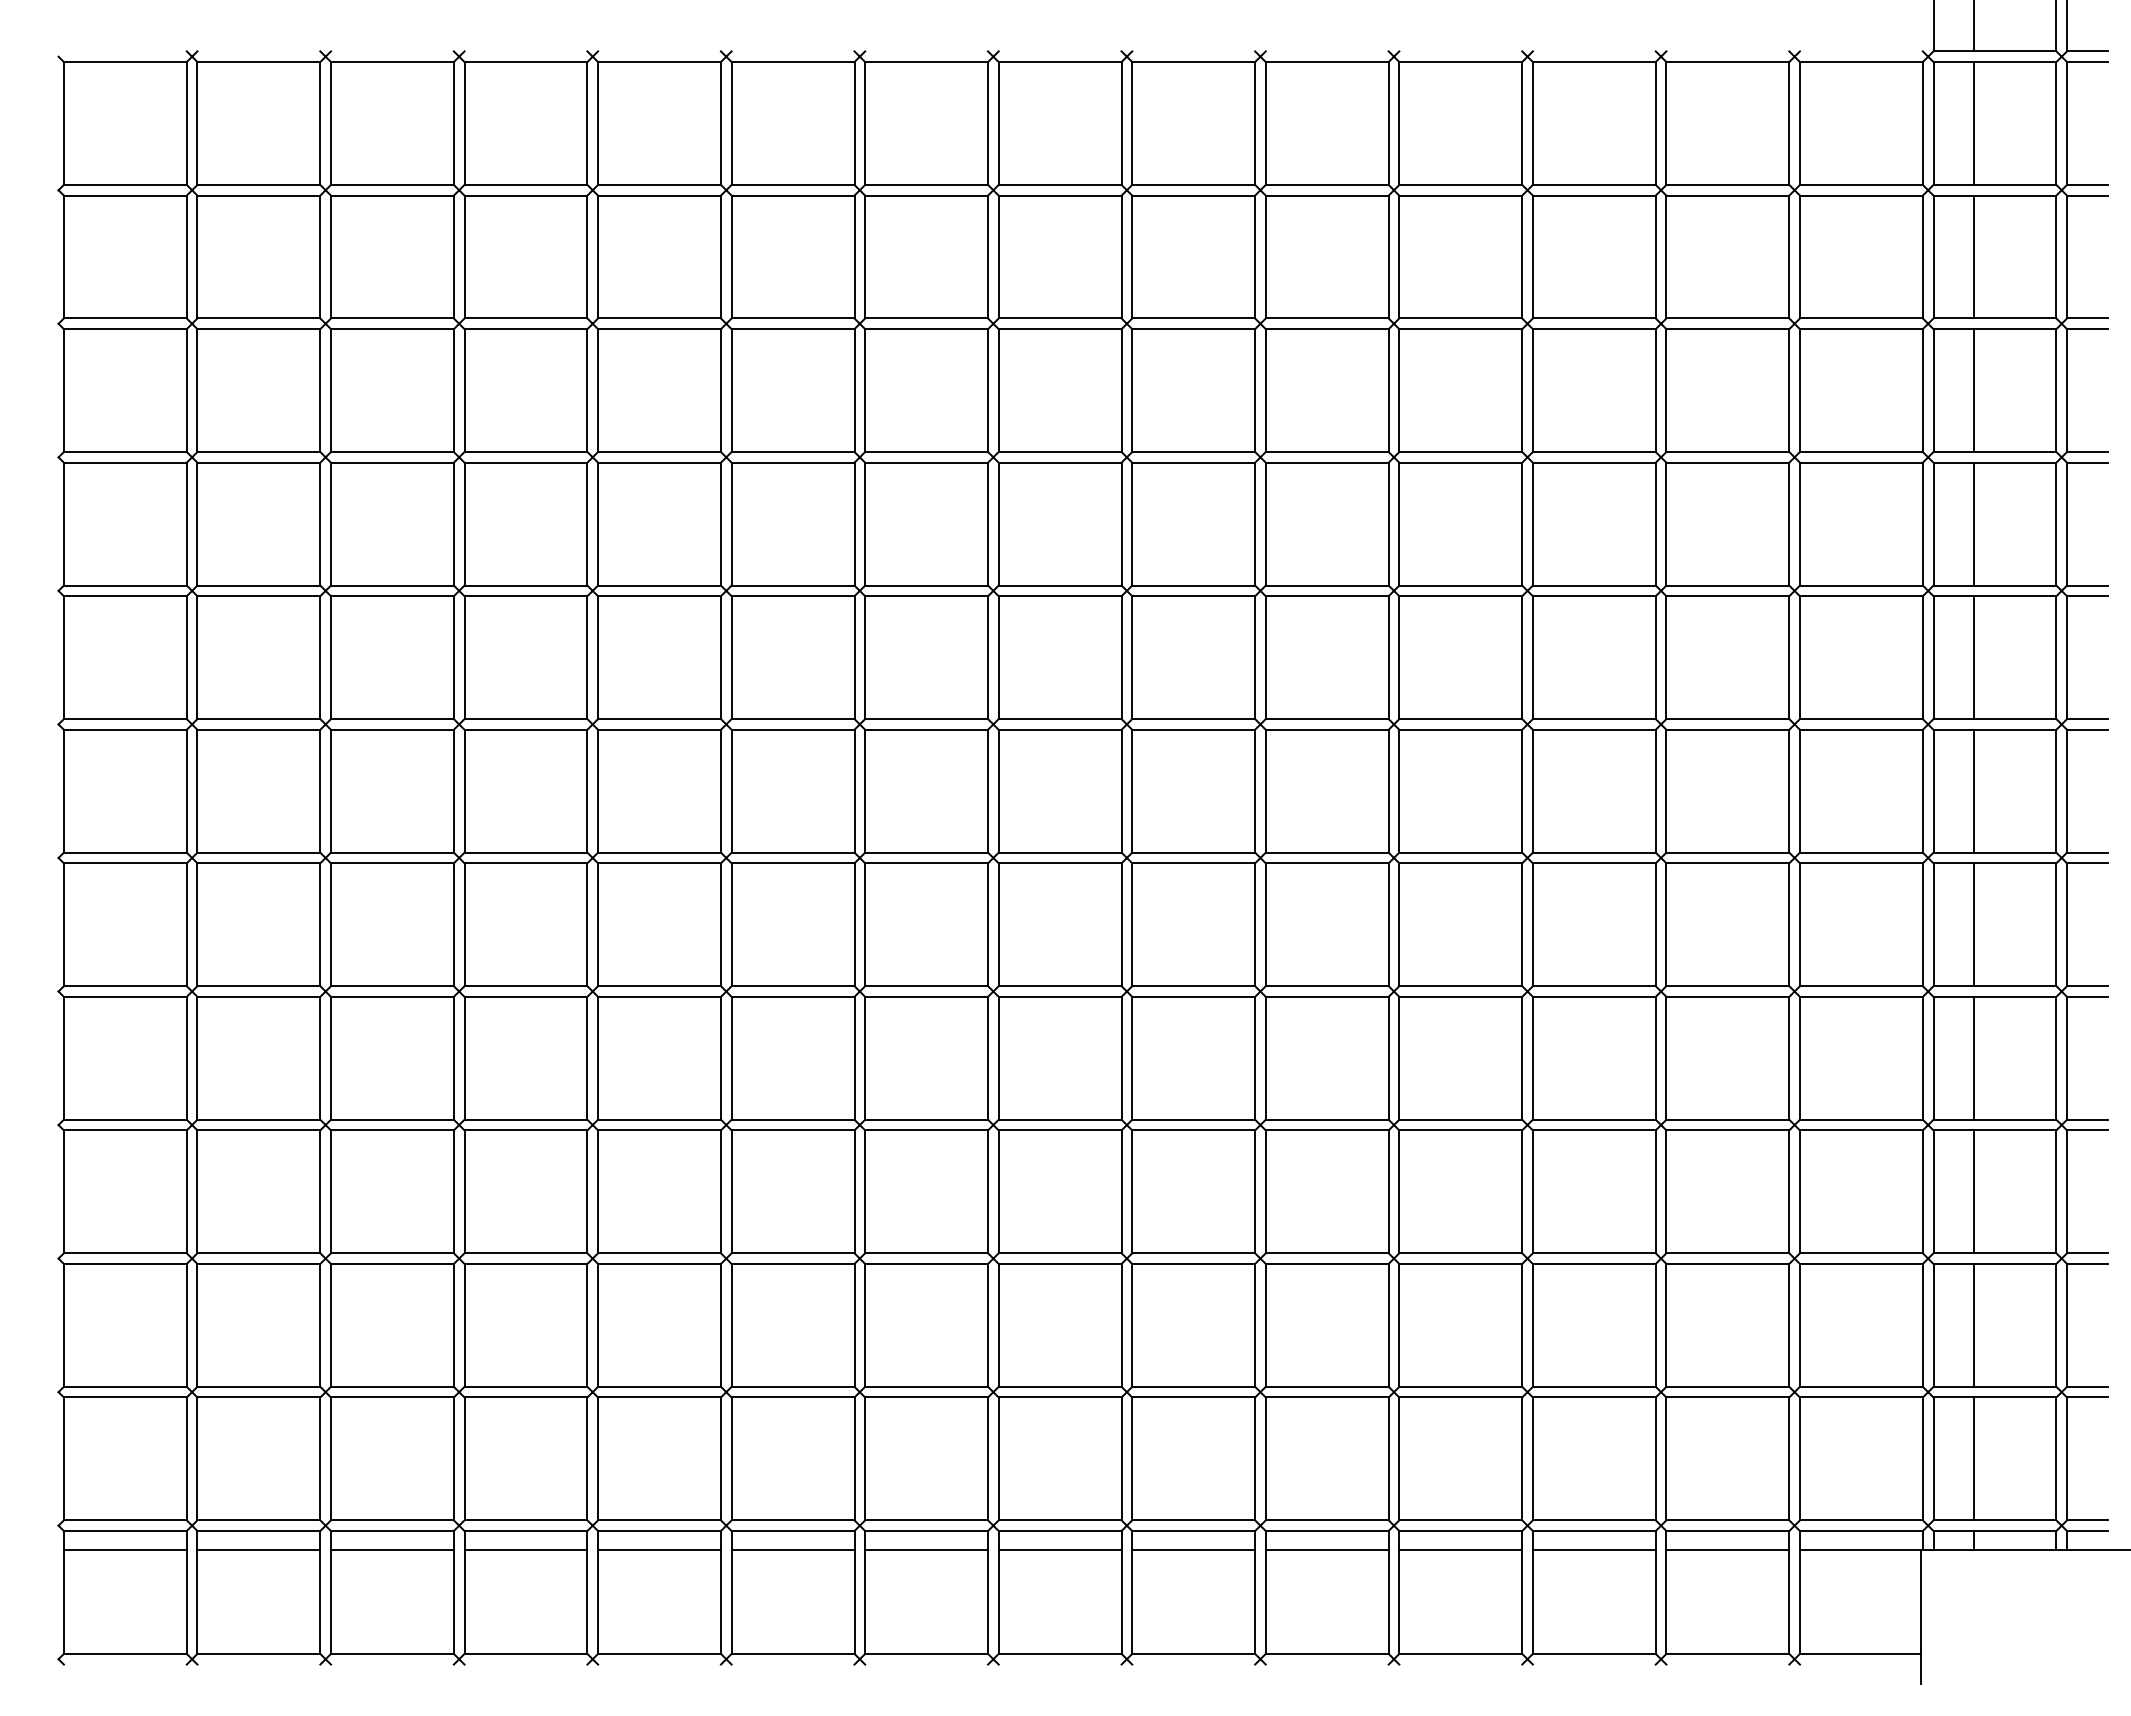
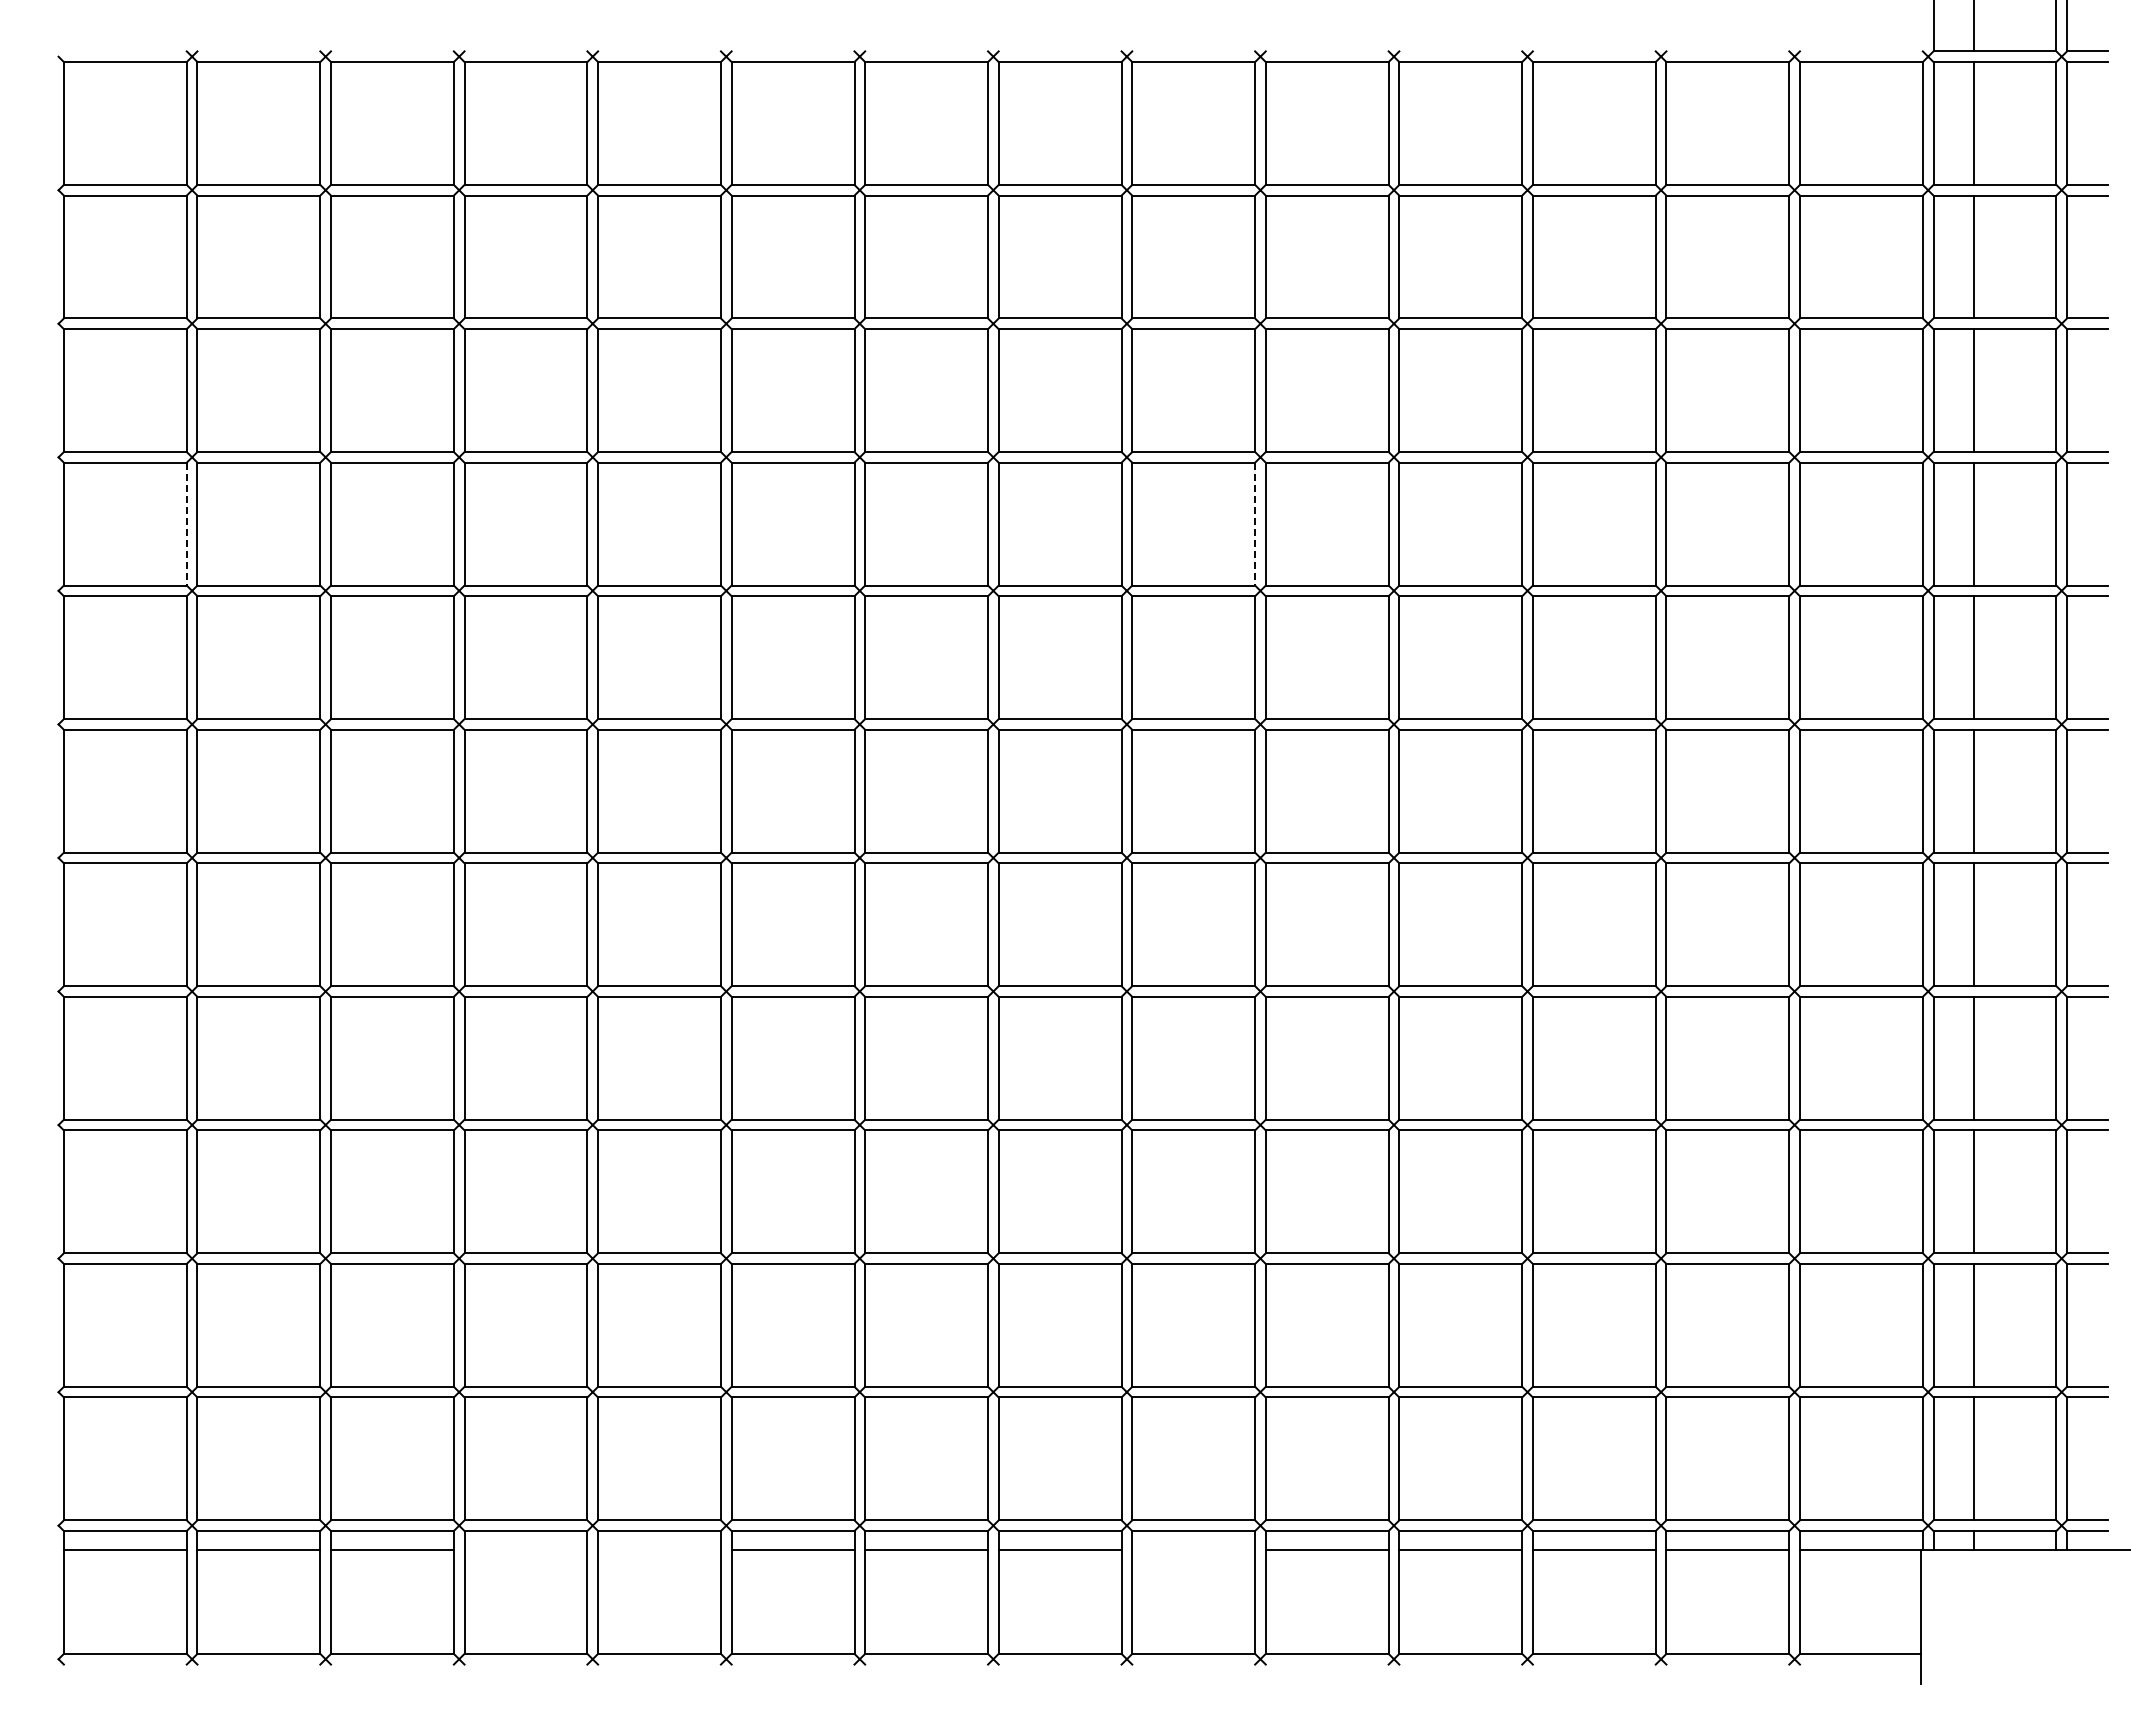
line: solid -> dashed (186, 524)
line: solid -> dashed (1255, 524)
line: present -> none (525, 1550)
line: present -> none (659, 1550)
line: present -> none (1193, 1550)
